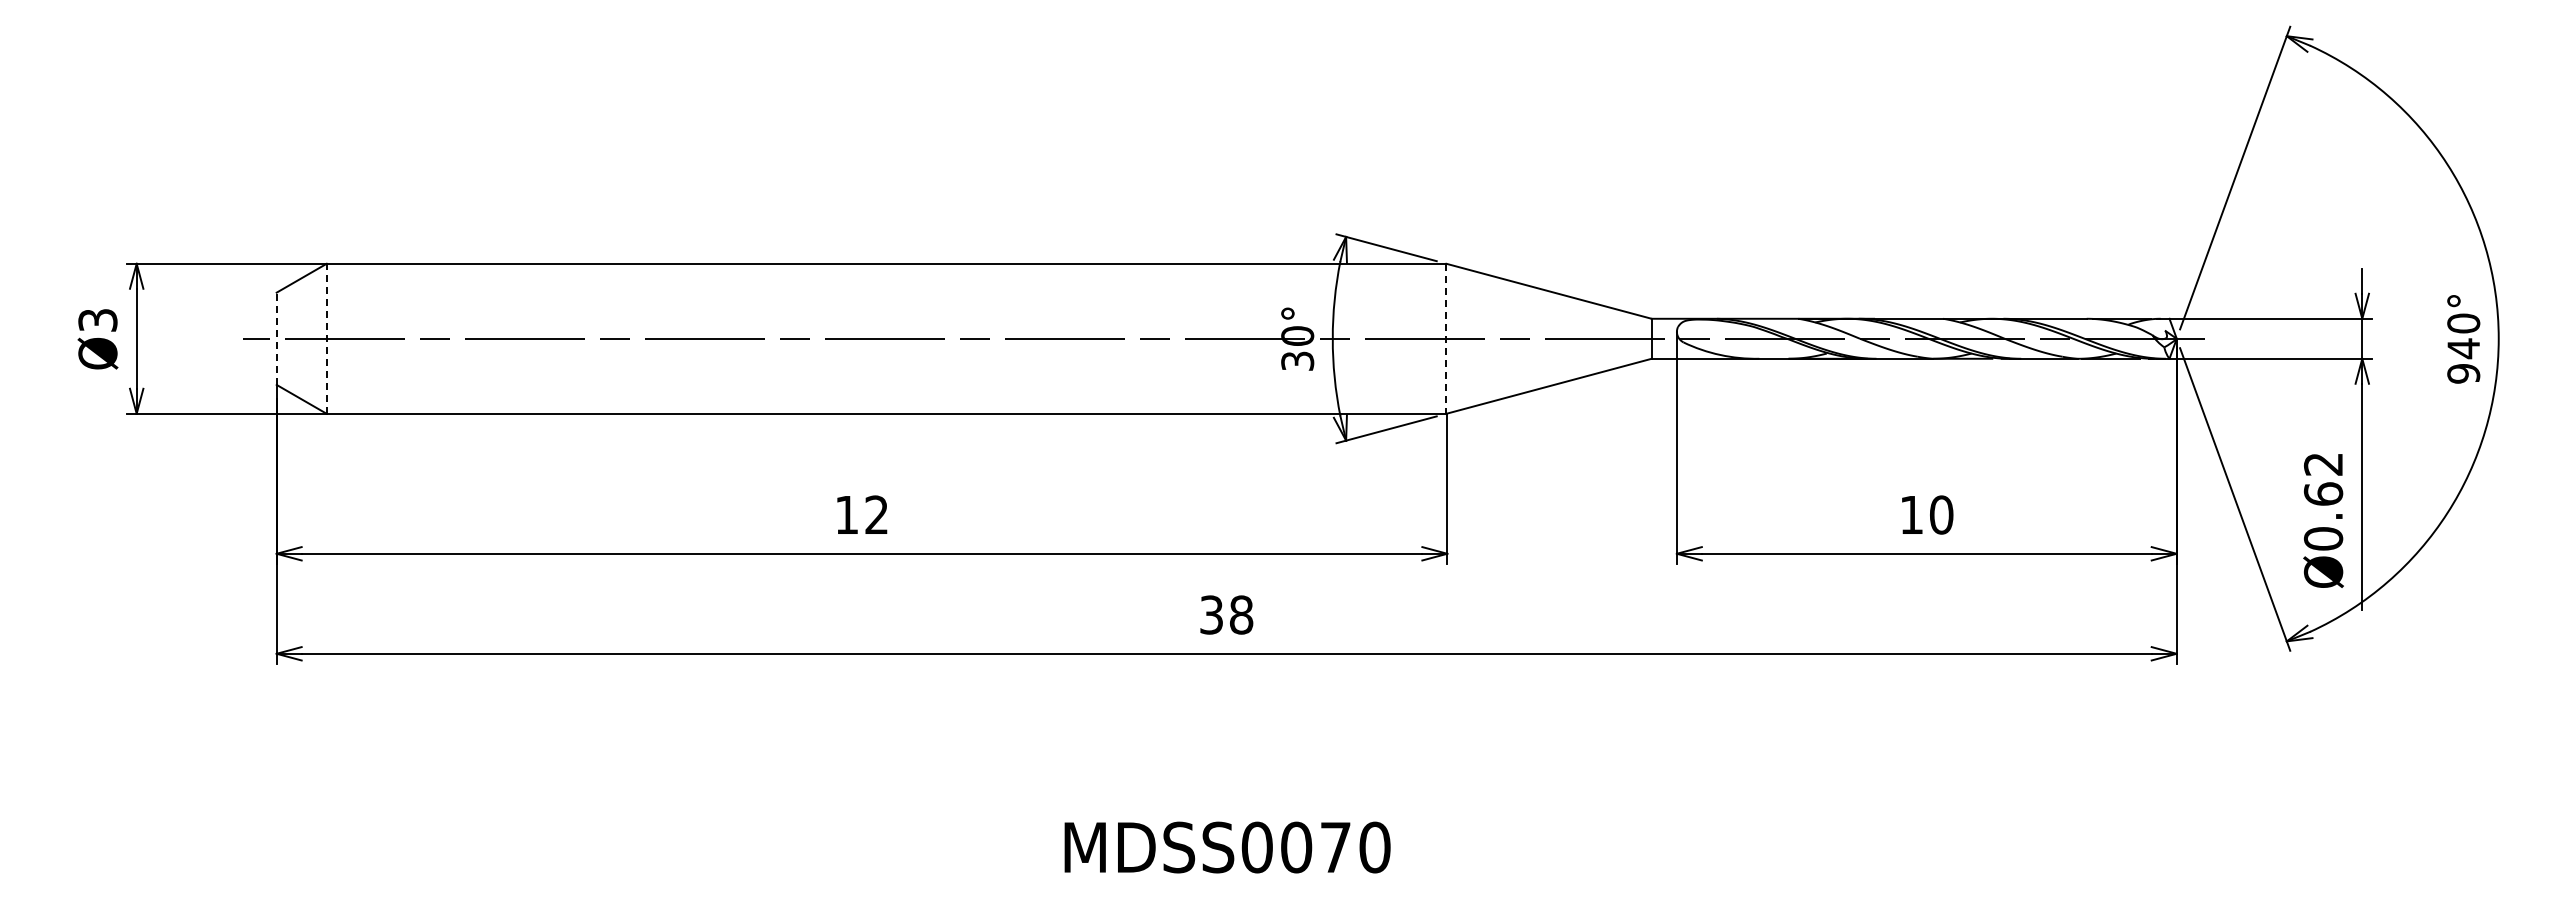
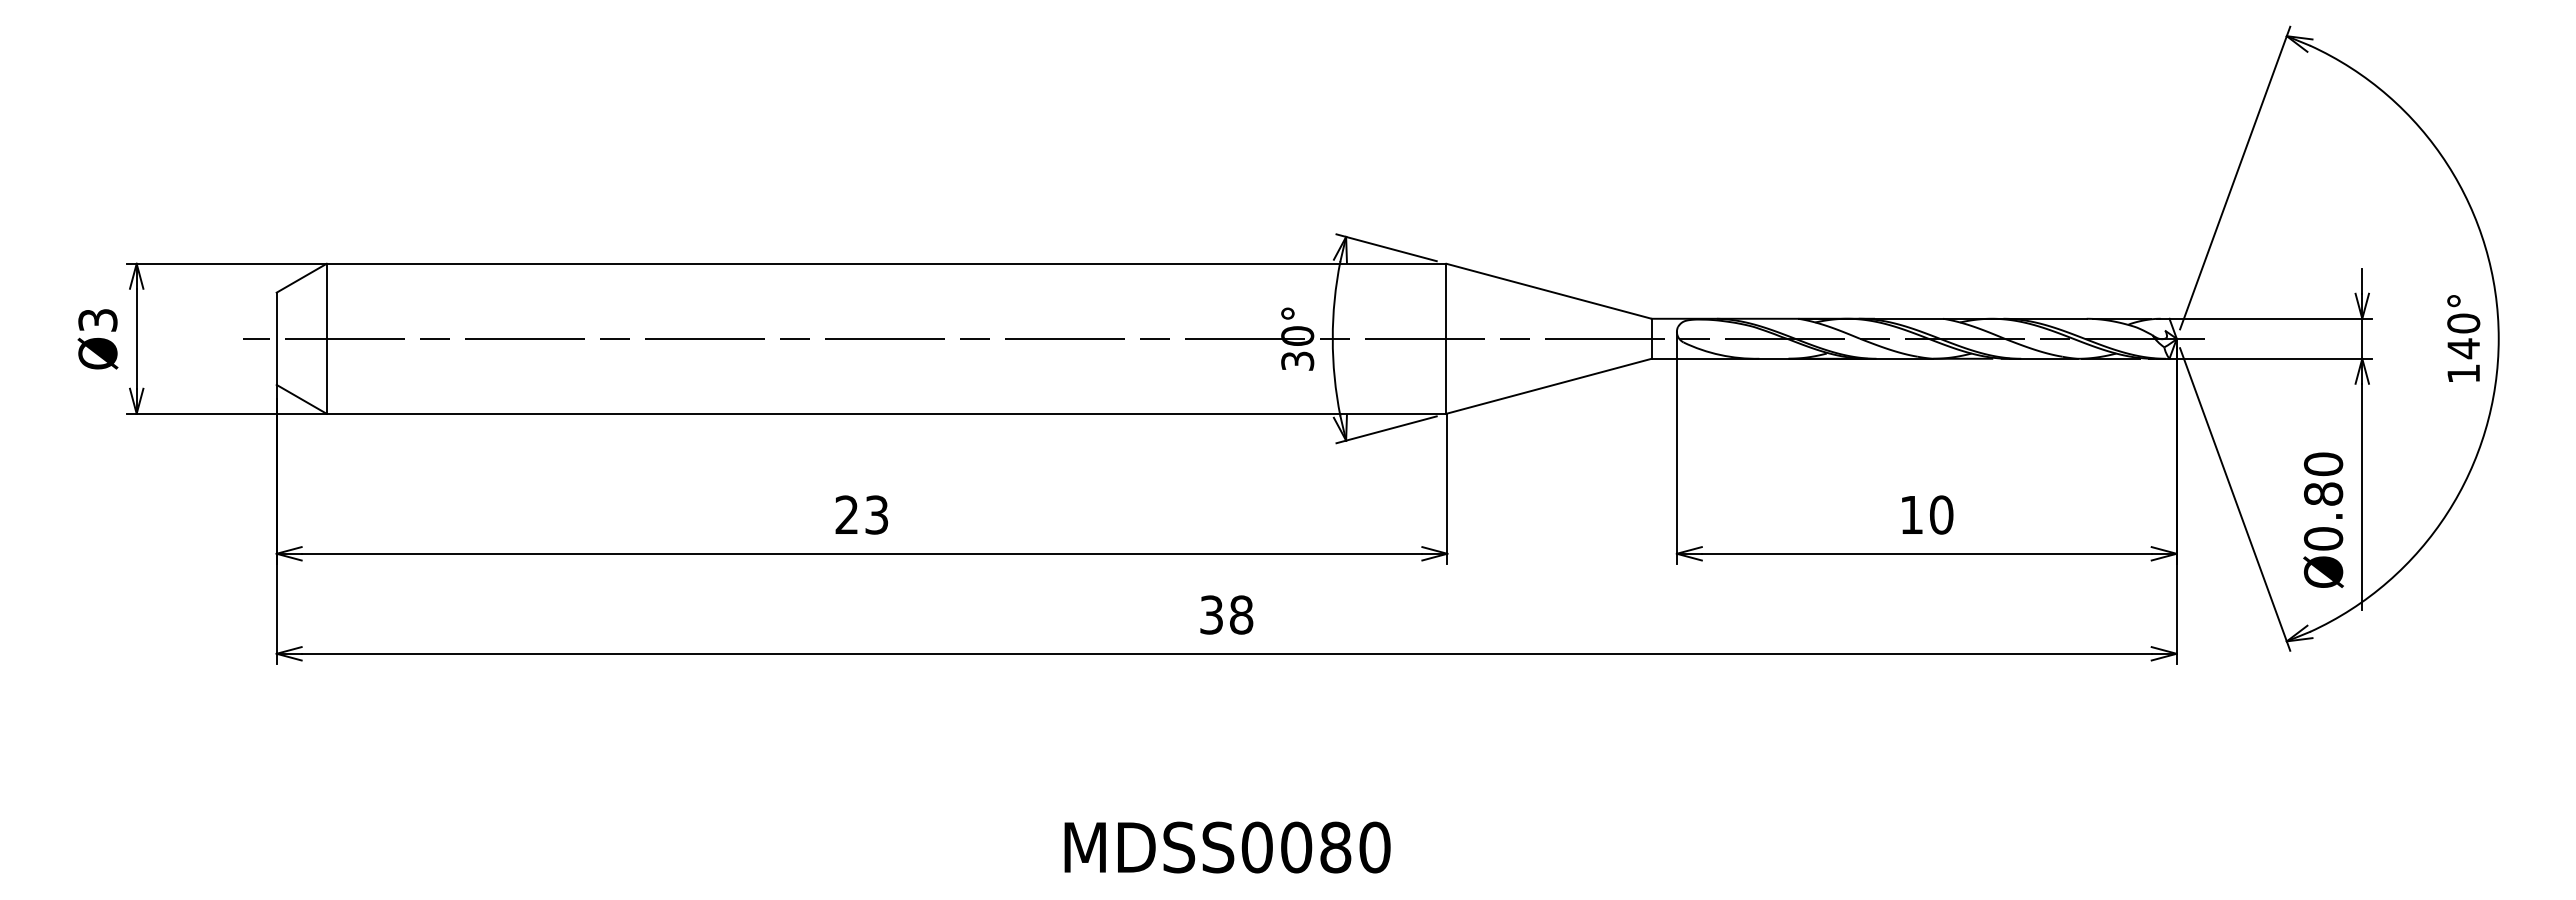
line: dashed -> solid (276, 338)
line: dashed -> solid (326, 338)
line: dashed -> solid (1446, 338)
text: 940° -> 140° (2463, 373)
text: Ø0.62 -> Ø0.80 (2323, 478)
text: 12 -> 23 (861, 514)
text: MDSS0070 -> MDSS0080 (1335, 847)
